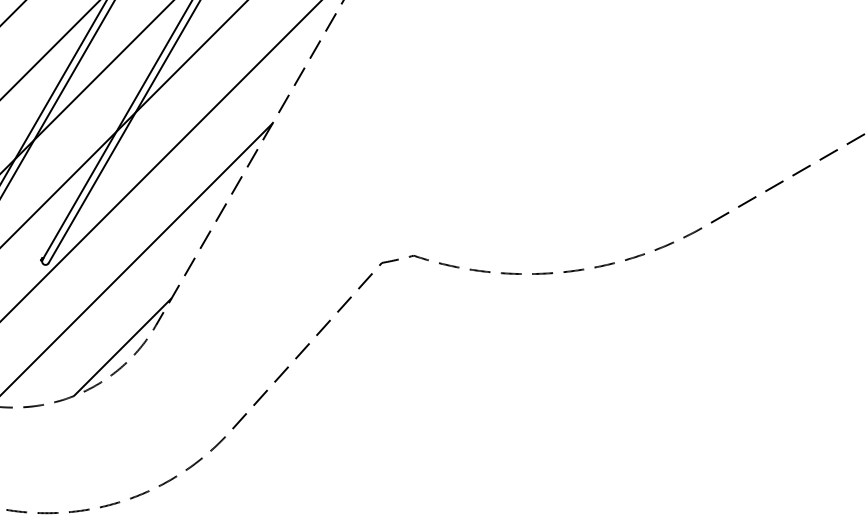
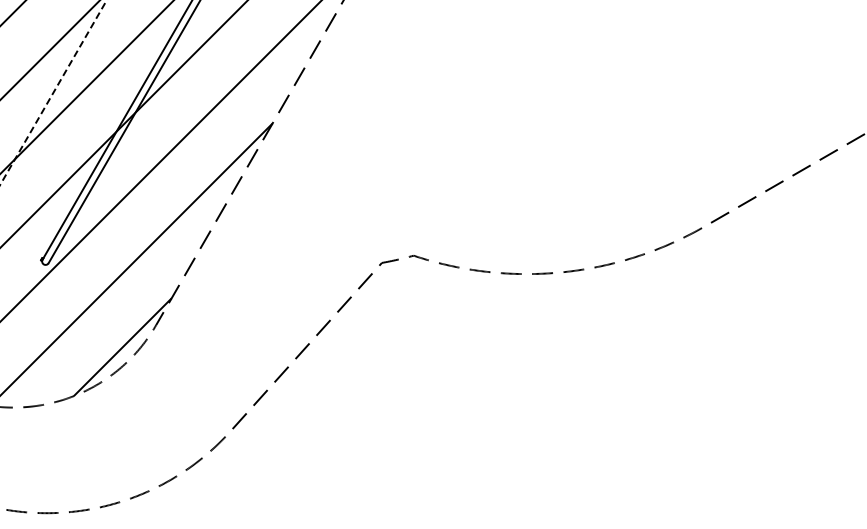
line: solid -> dashed (53, 93)
line: present -> none (57, 98)
